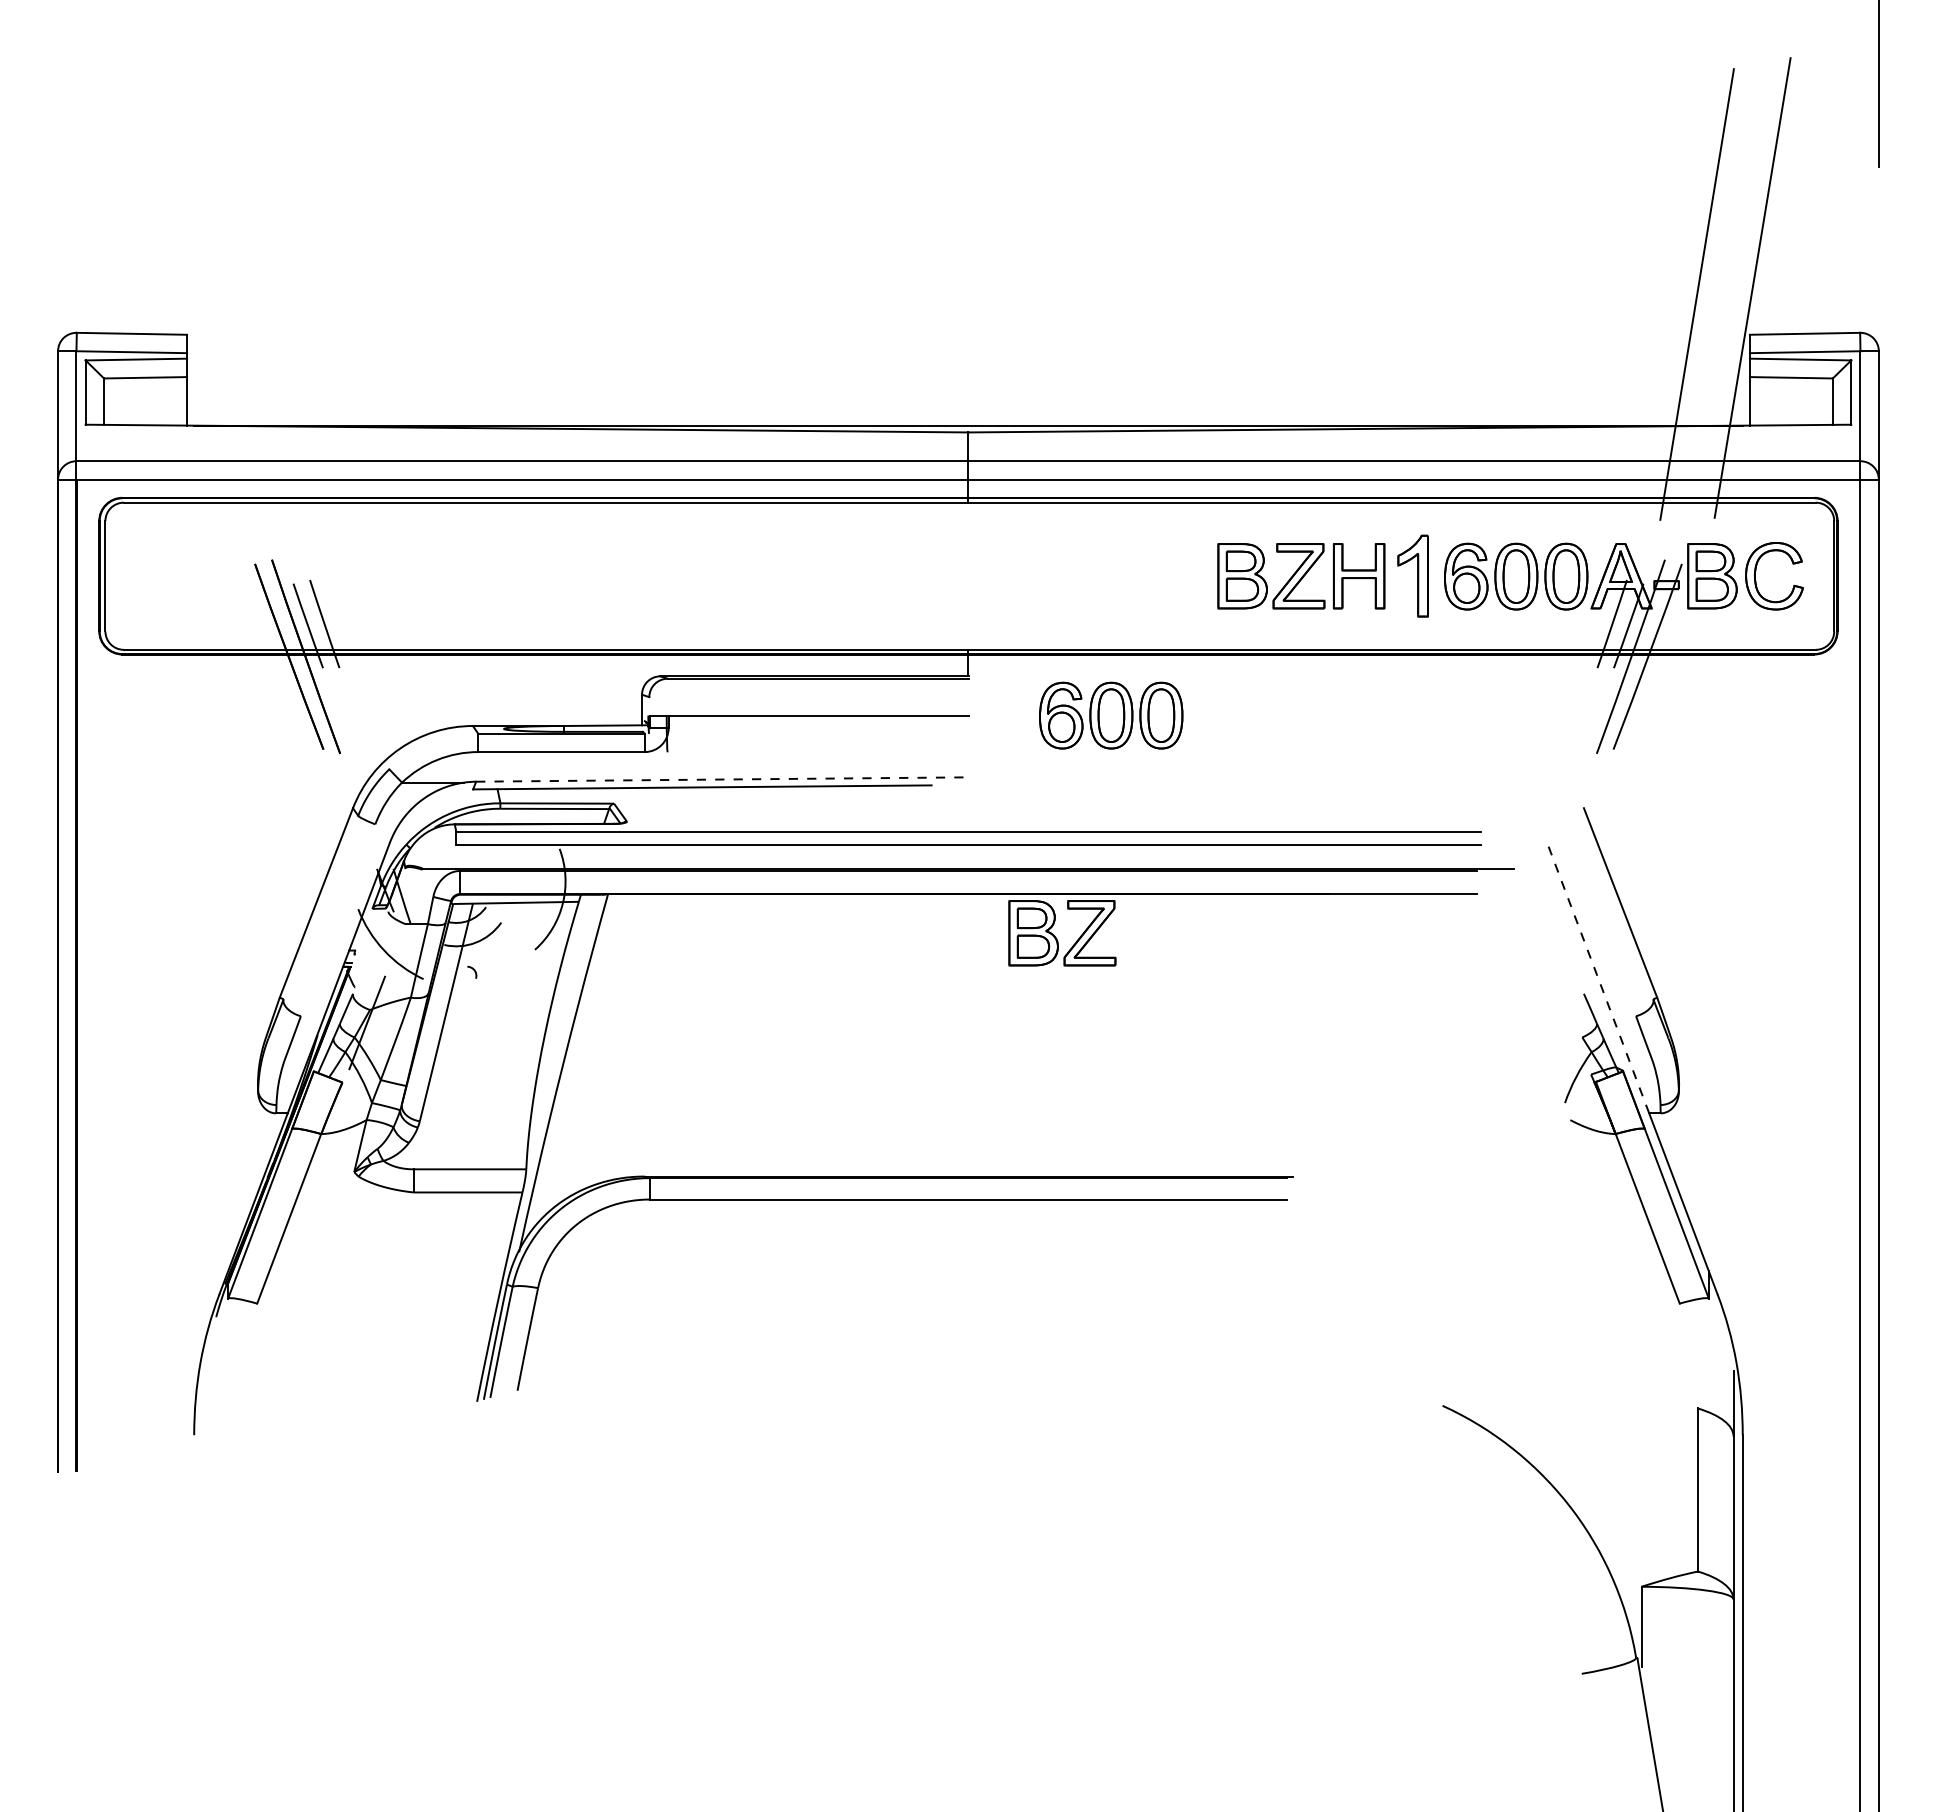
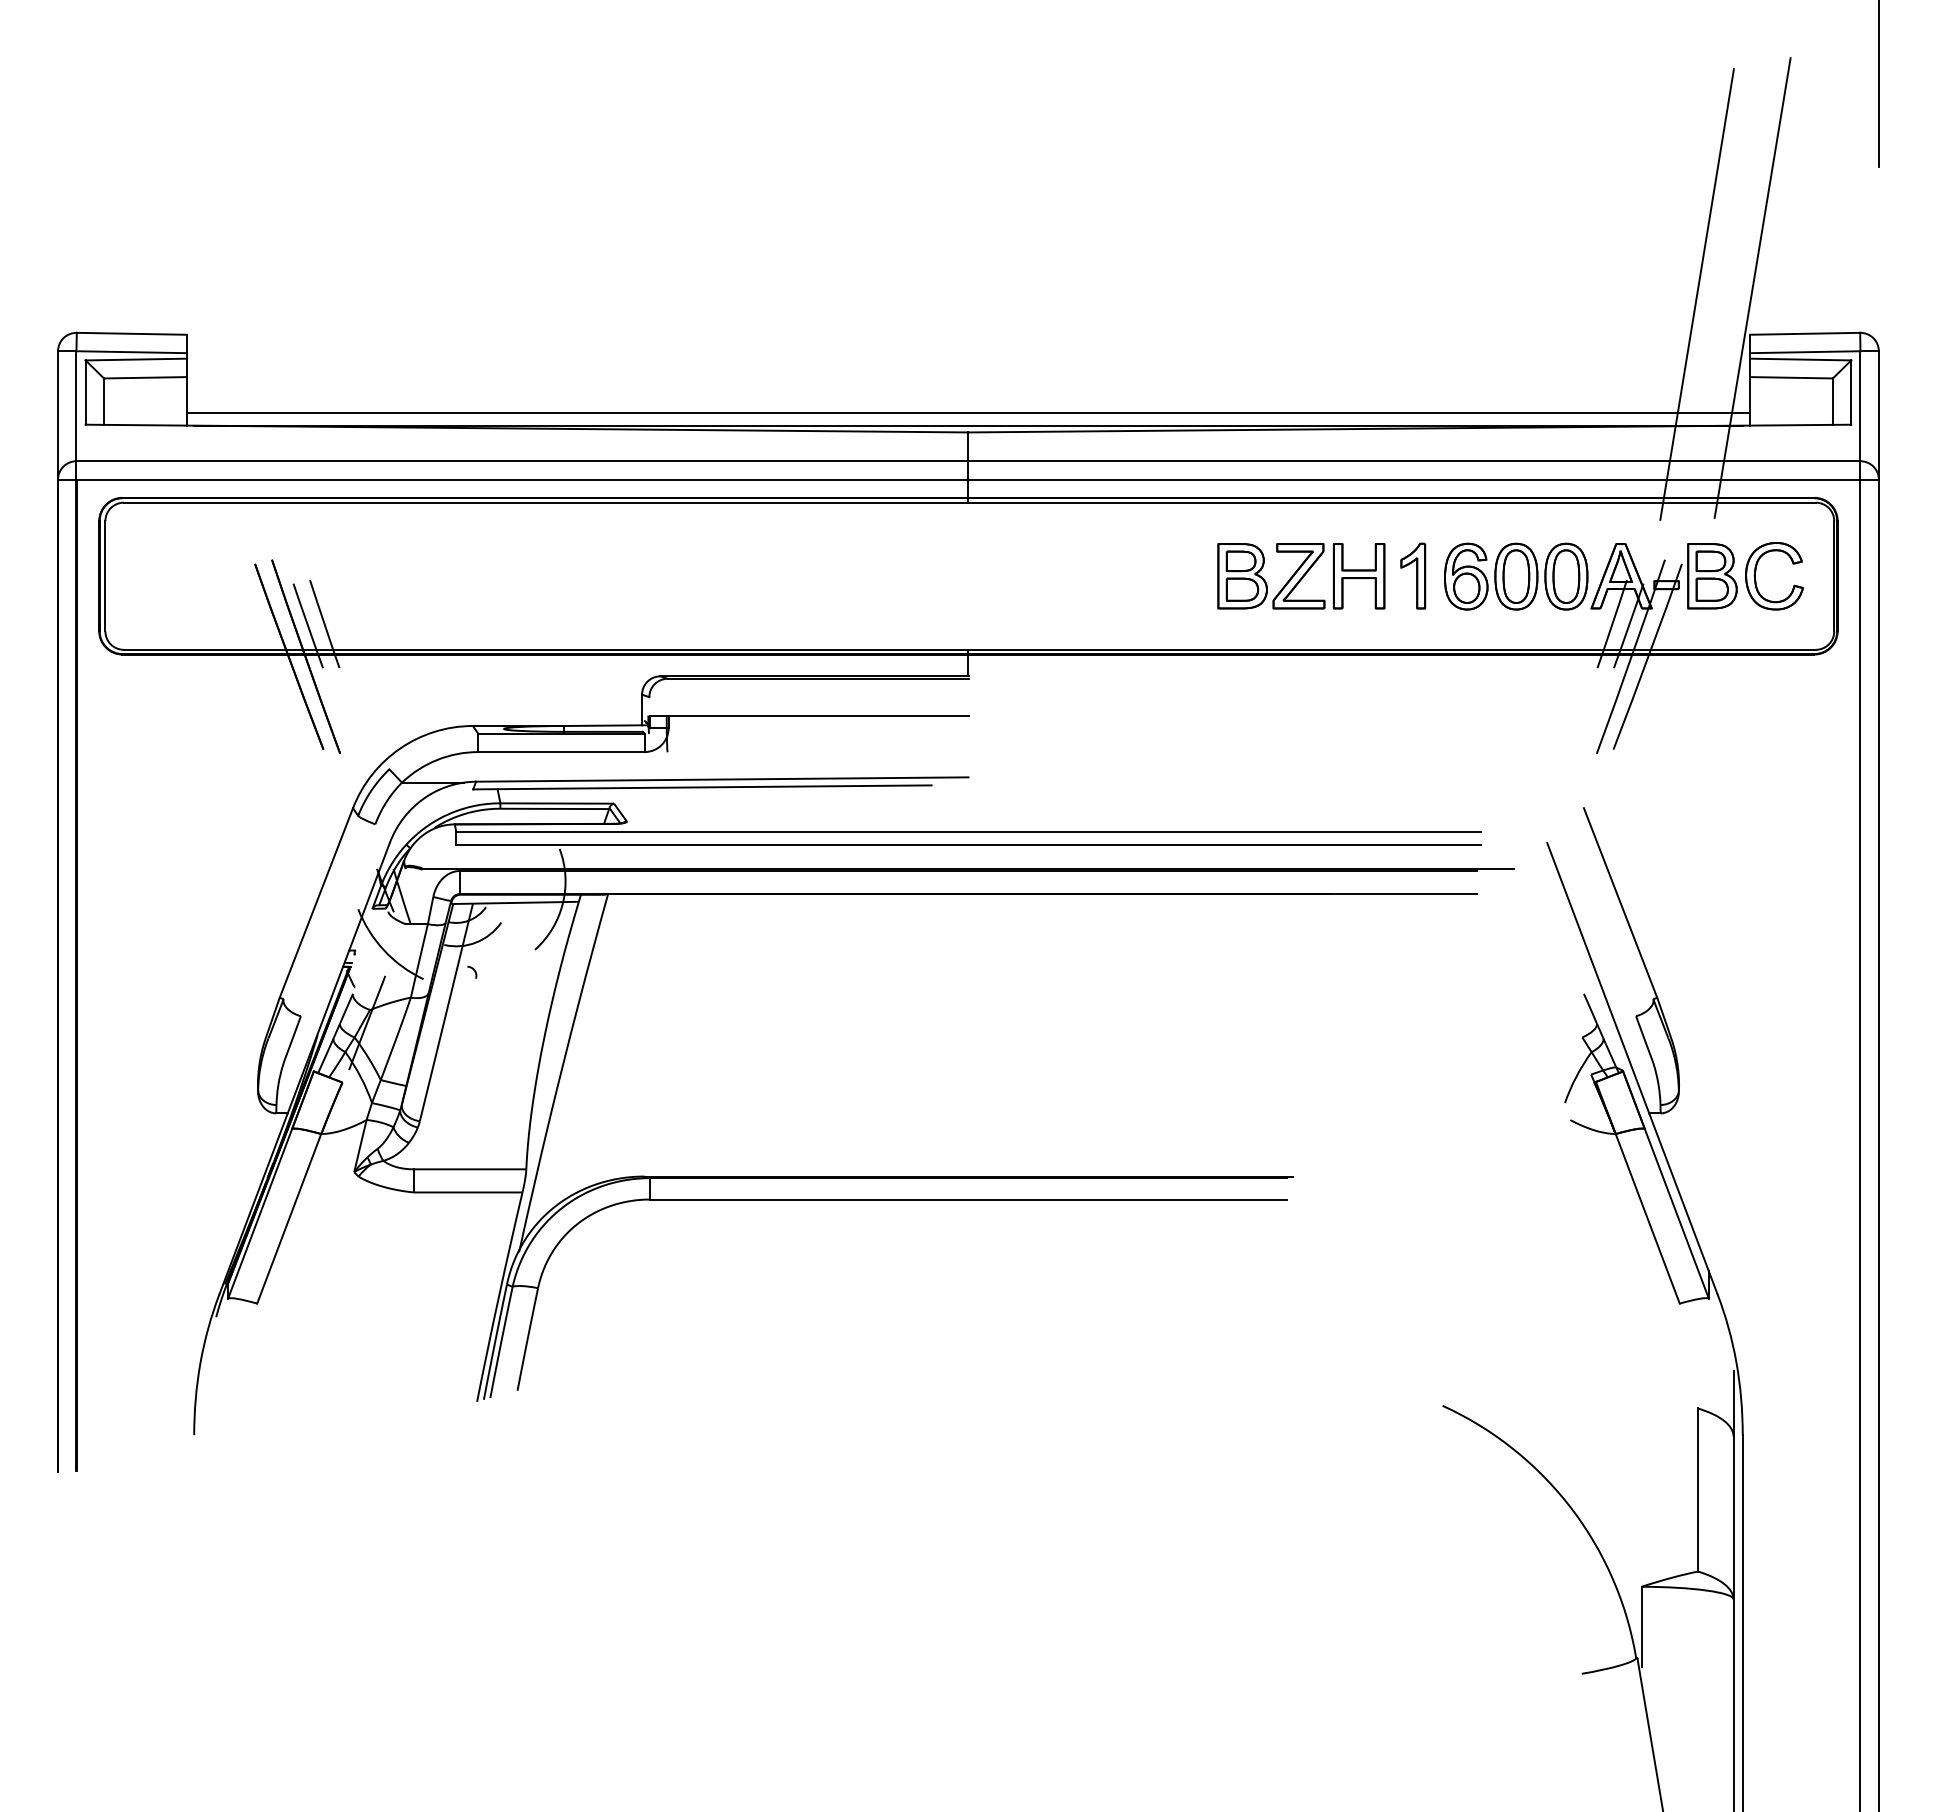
line: none -> present (968, 413)
part size: 32x84 px -> 27x68 px (1413, 575)
part: present -> none (1111, 715)
line: dashed -> solid (722, 779)
part: present -> none (1056, 937)
line: dashed -> solid (1598, 977)
